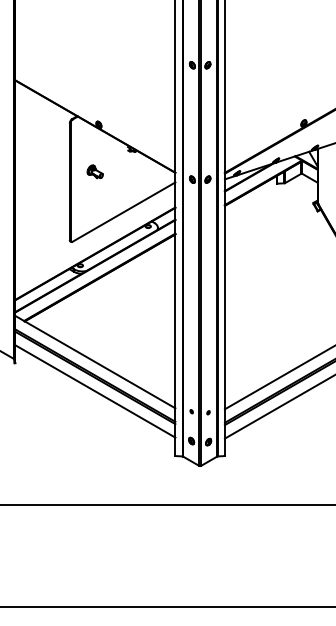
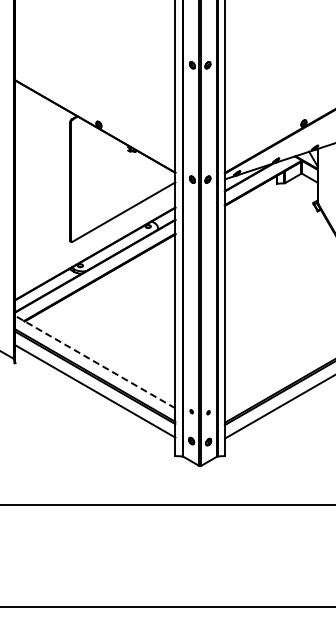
part: present -> none (94, 171)
line: solid -> dashed (95, 361)
line: present -> none (278, 378)
